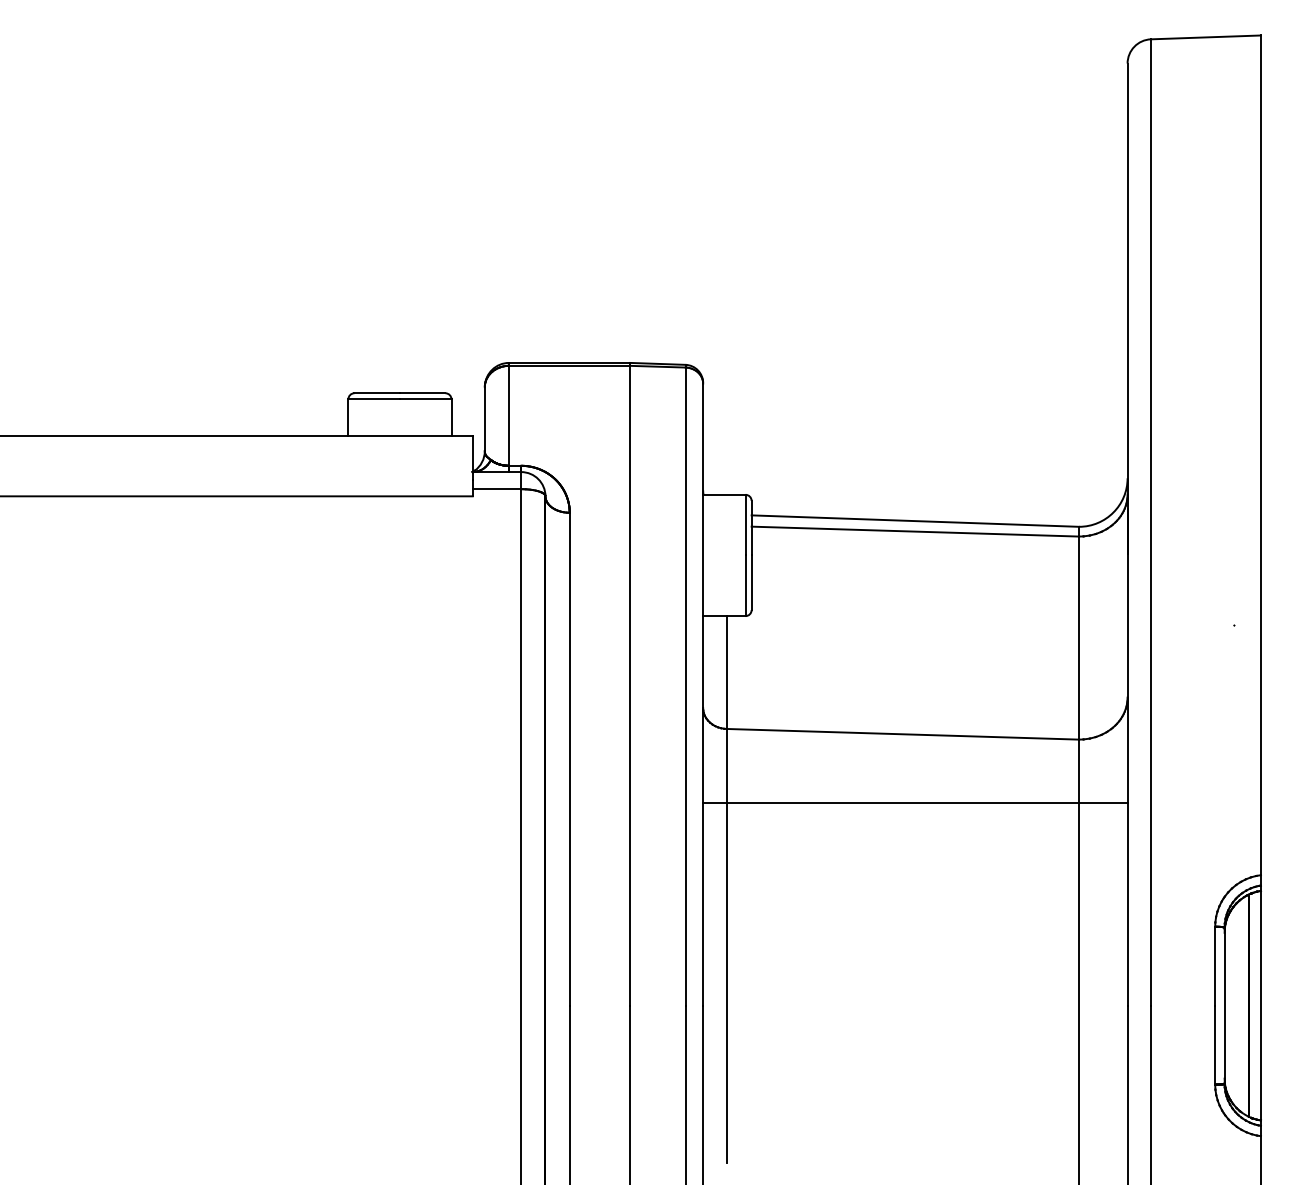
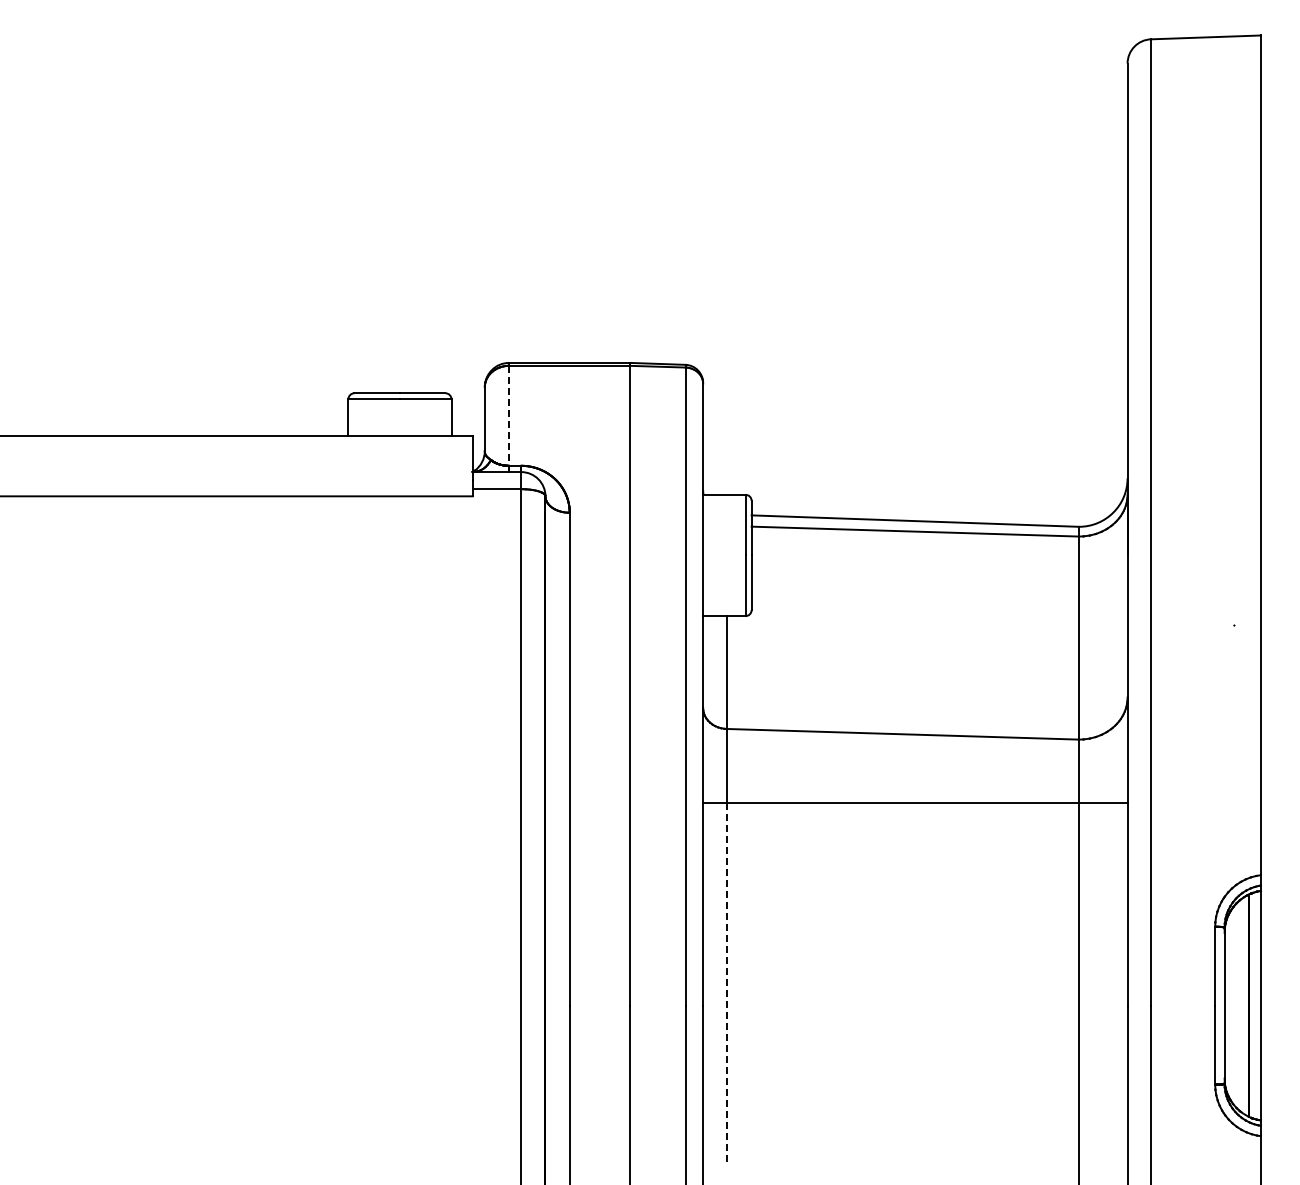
line: solid -> dashed (509, 415)
line: solid -> dashed (726, 983)
